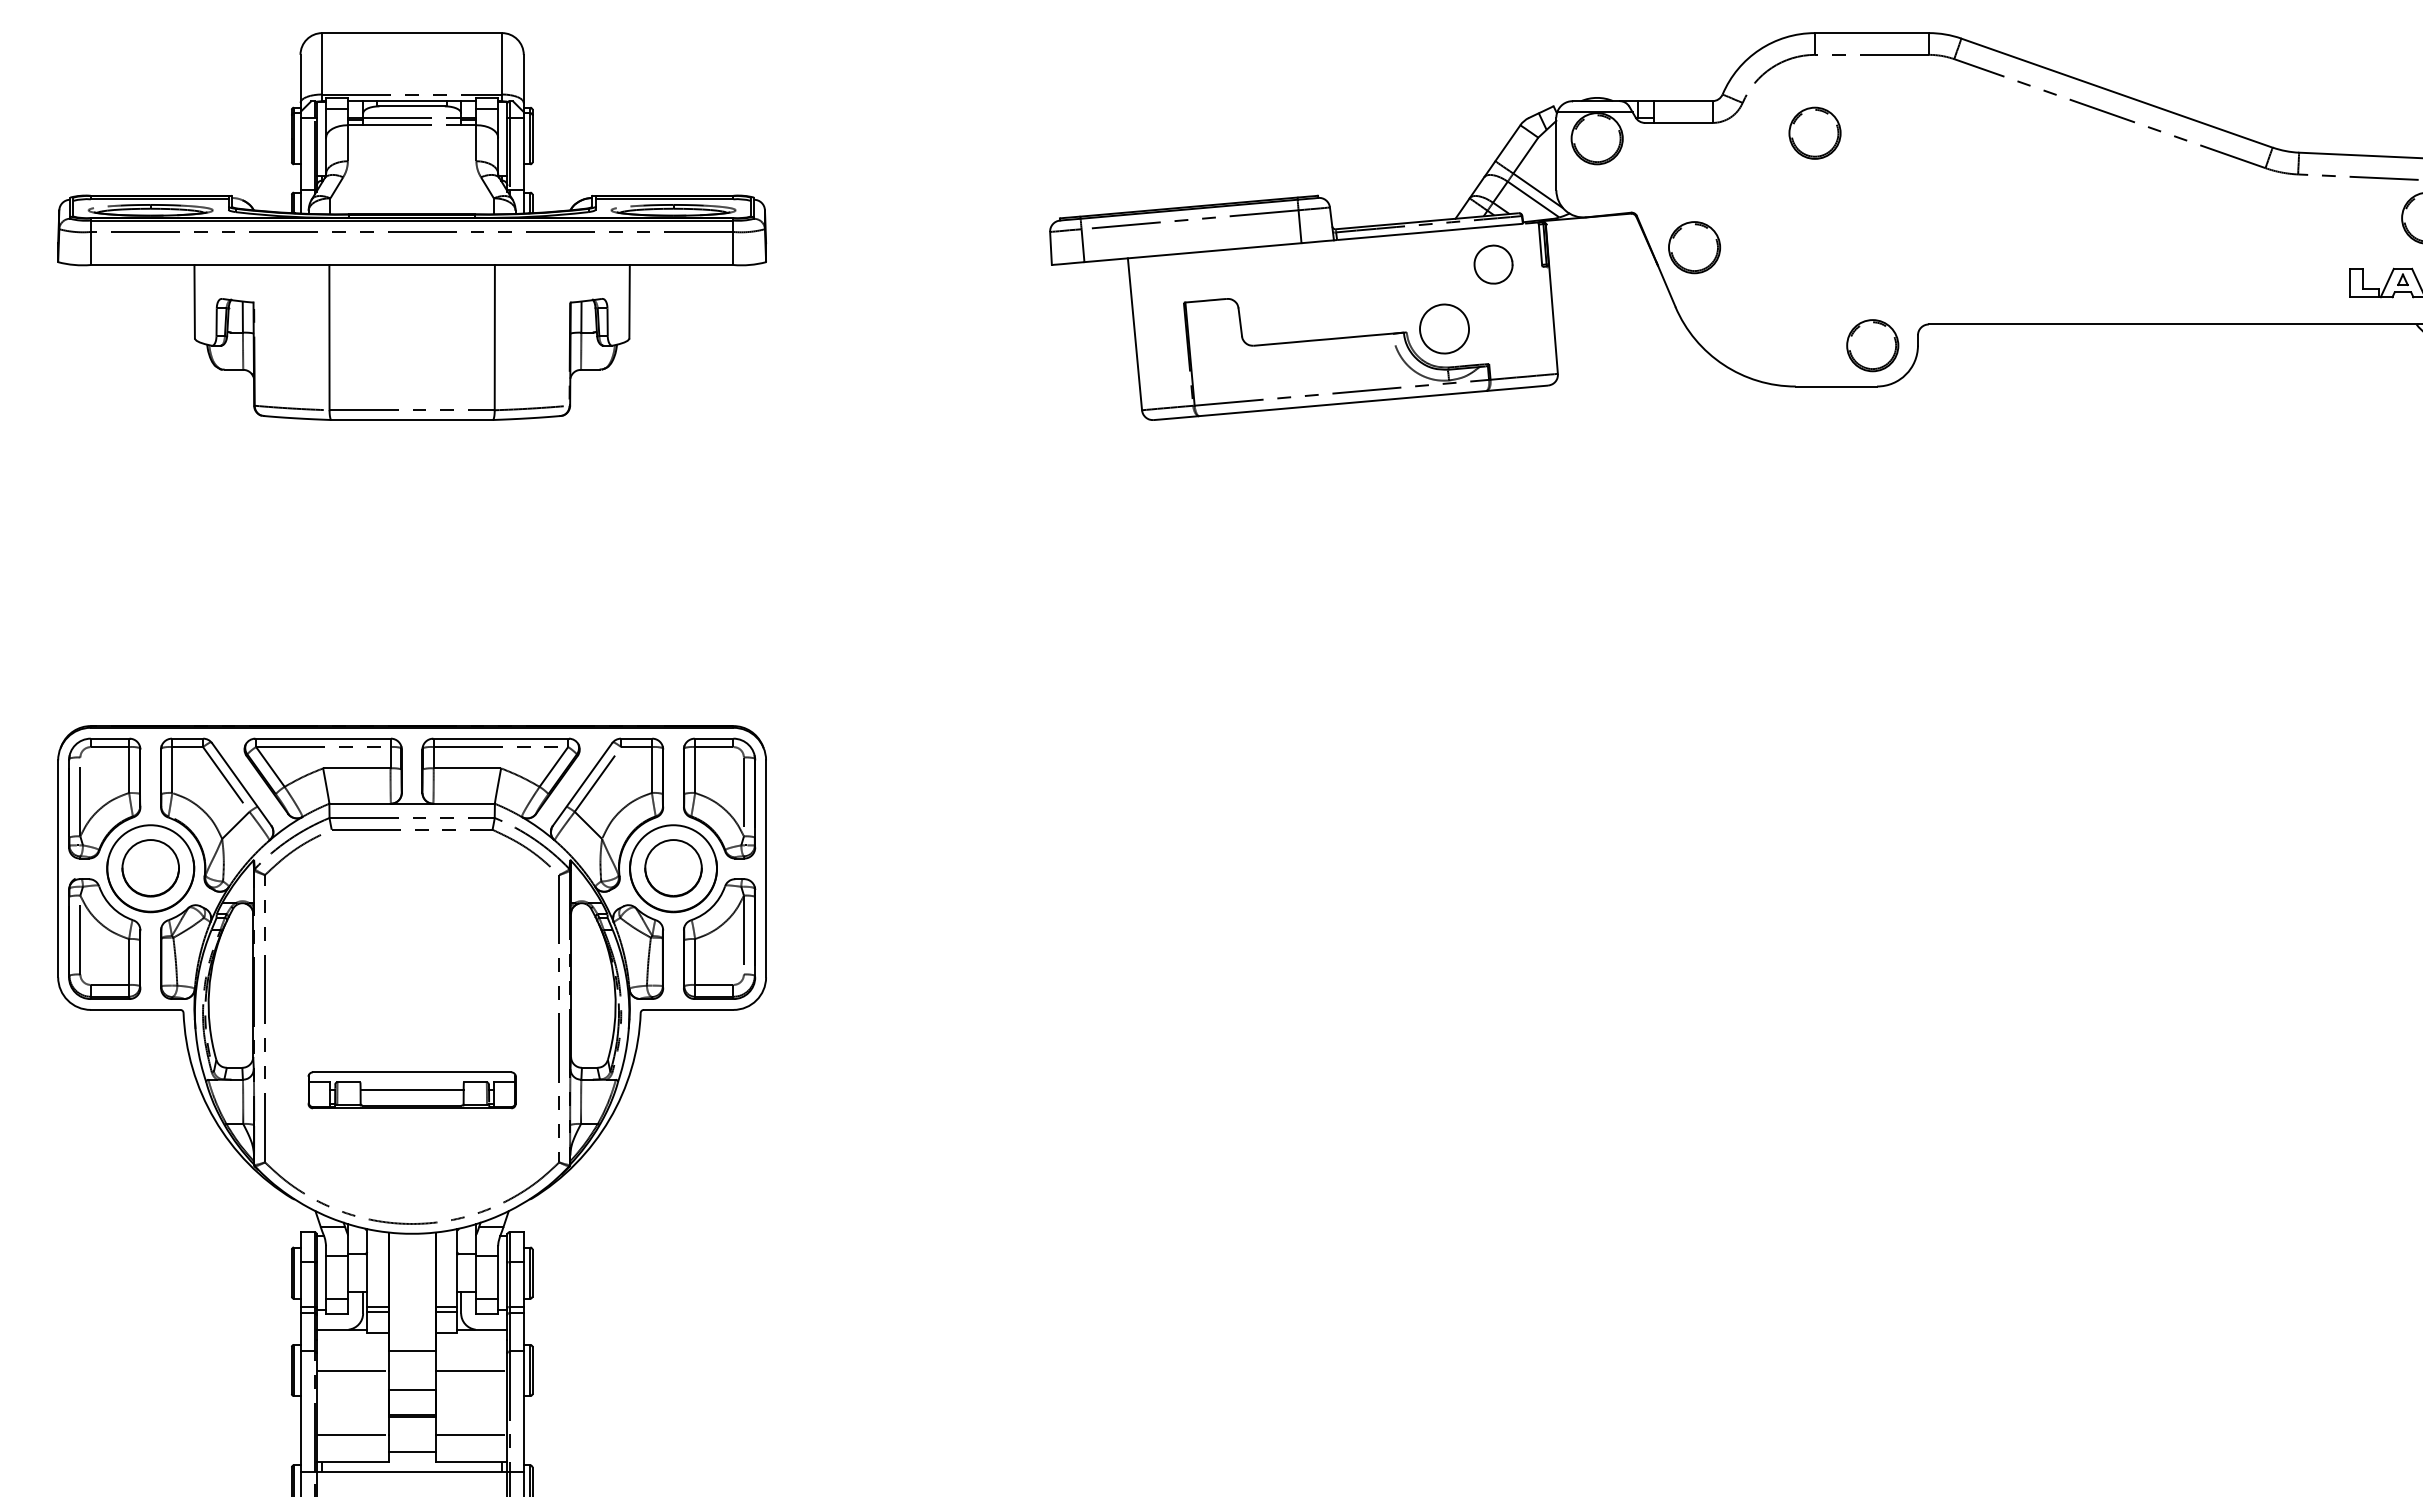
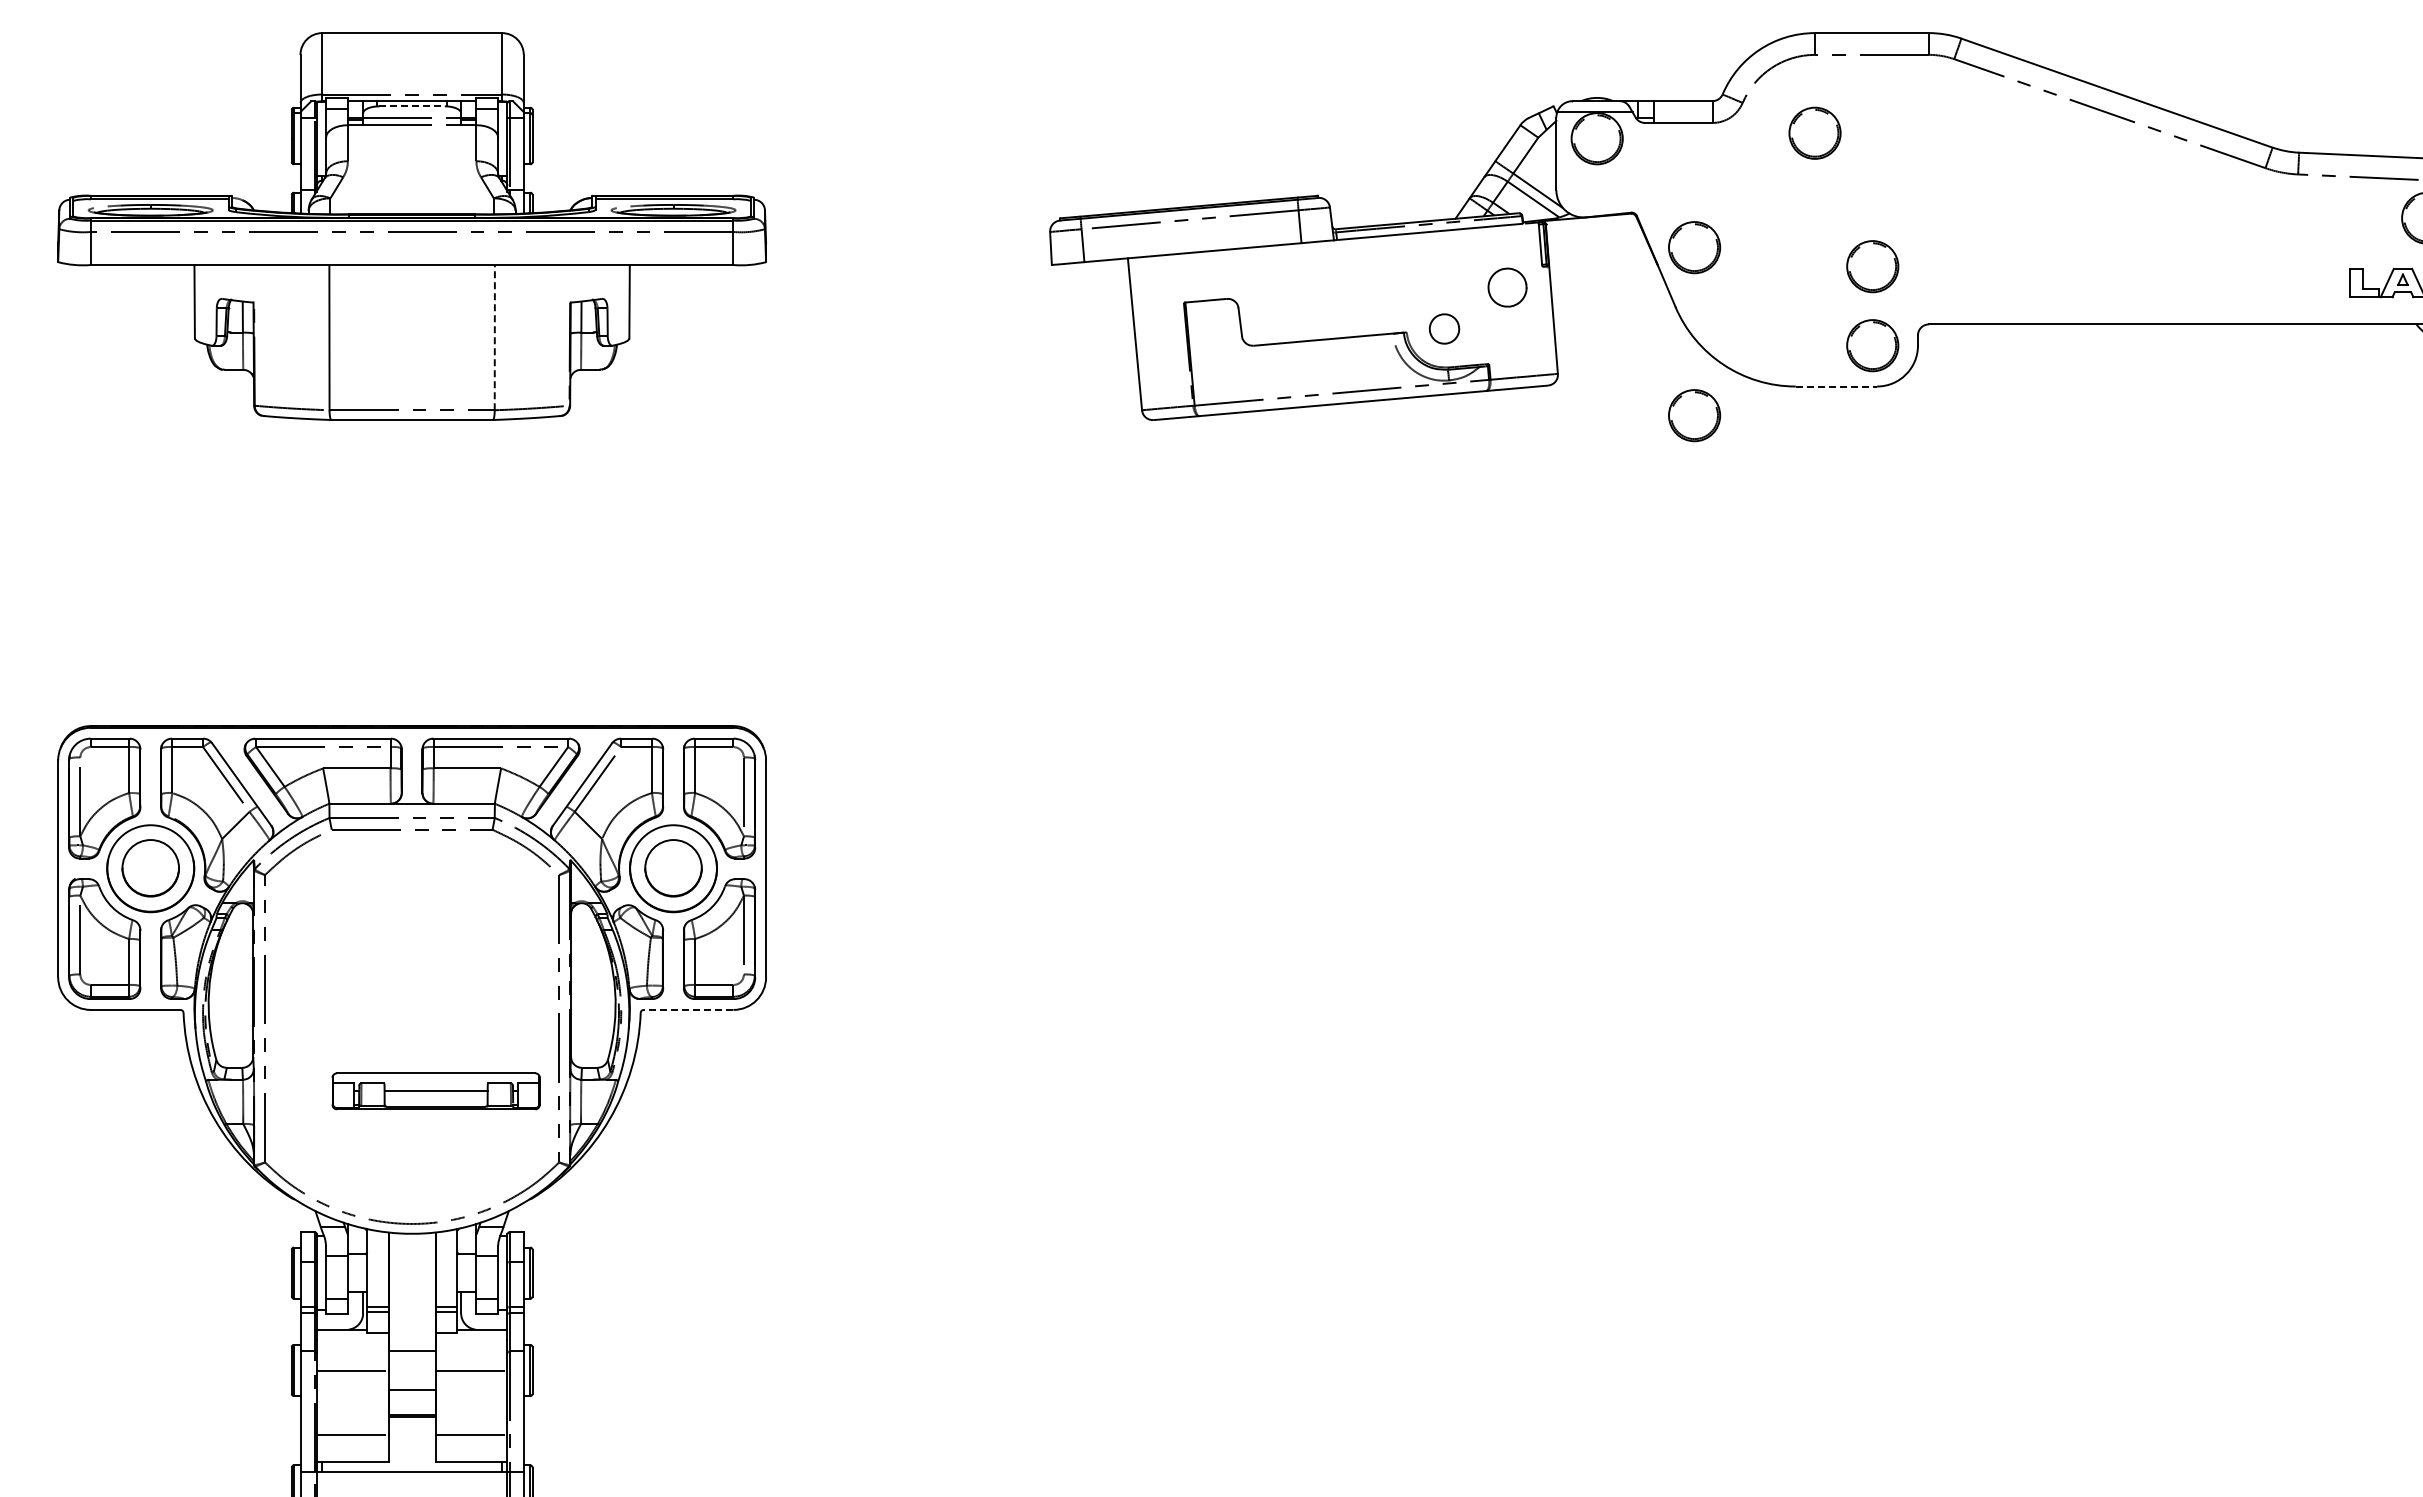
line: solid -> dashed (412, 106)
part position: (1493, 264) -> (1507, 287) (1507, 287)
part: none -> present (1872, 266)
part size: 51x52 px -> 33x32 px (1444, 328)
line: solid -> dashed (494, 337)
line: solid -> dashed (1836, 386)
part: none -> present (1694, 415)
line: solid -> dashed (688, 1009)
part position: (411, 1090) -> (435, 1091) (435, 1091)
line: present -> none (411, 1452)
